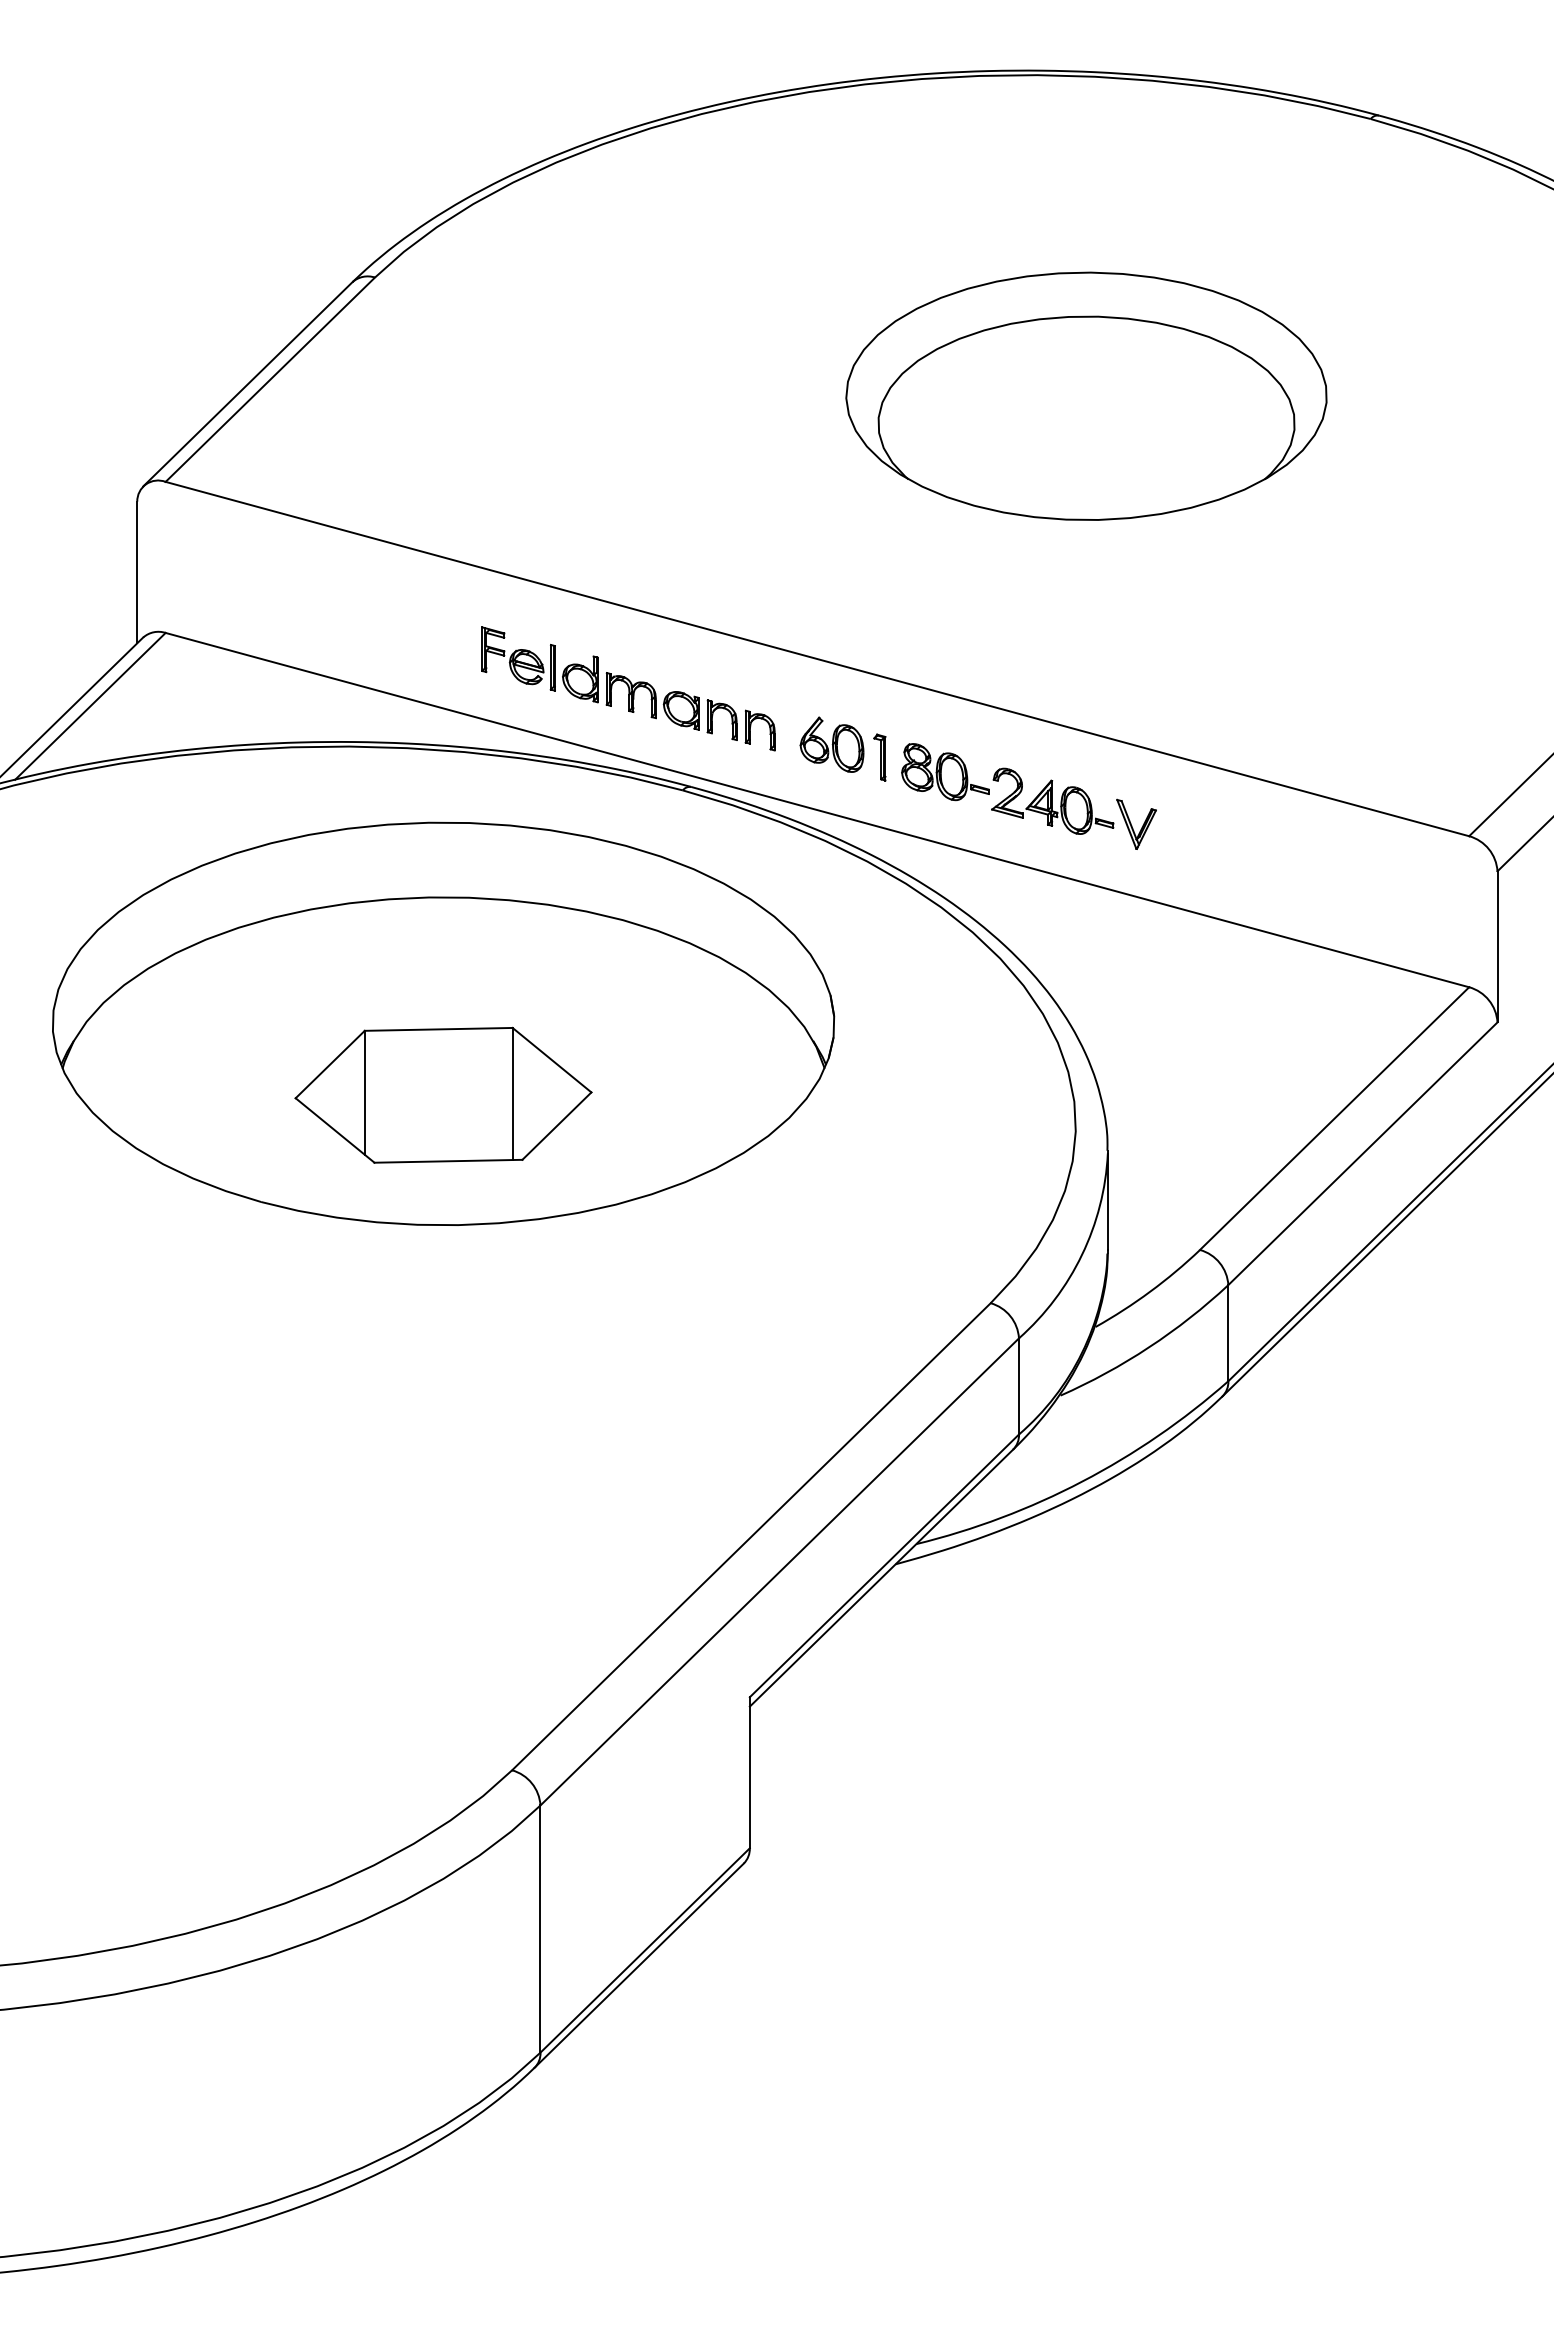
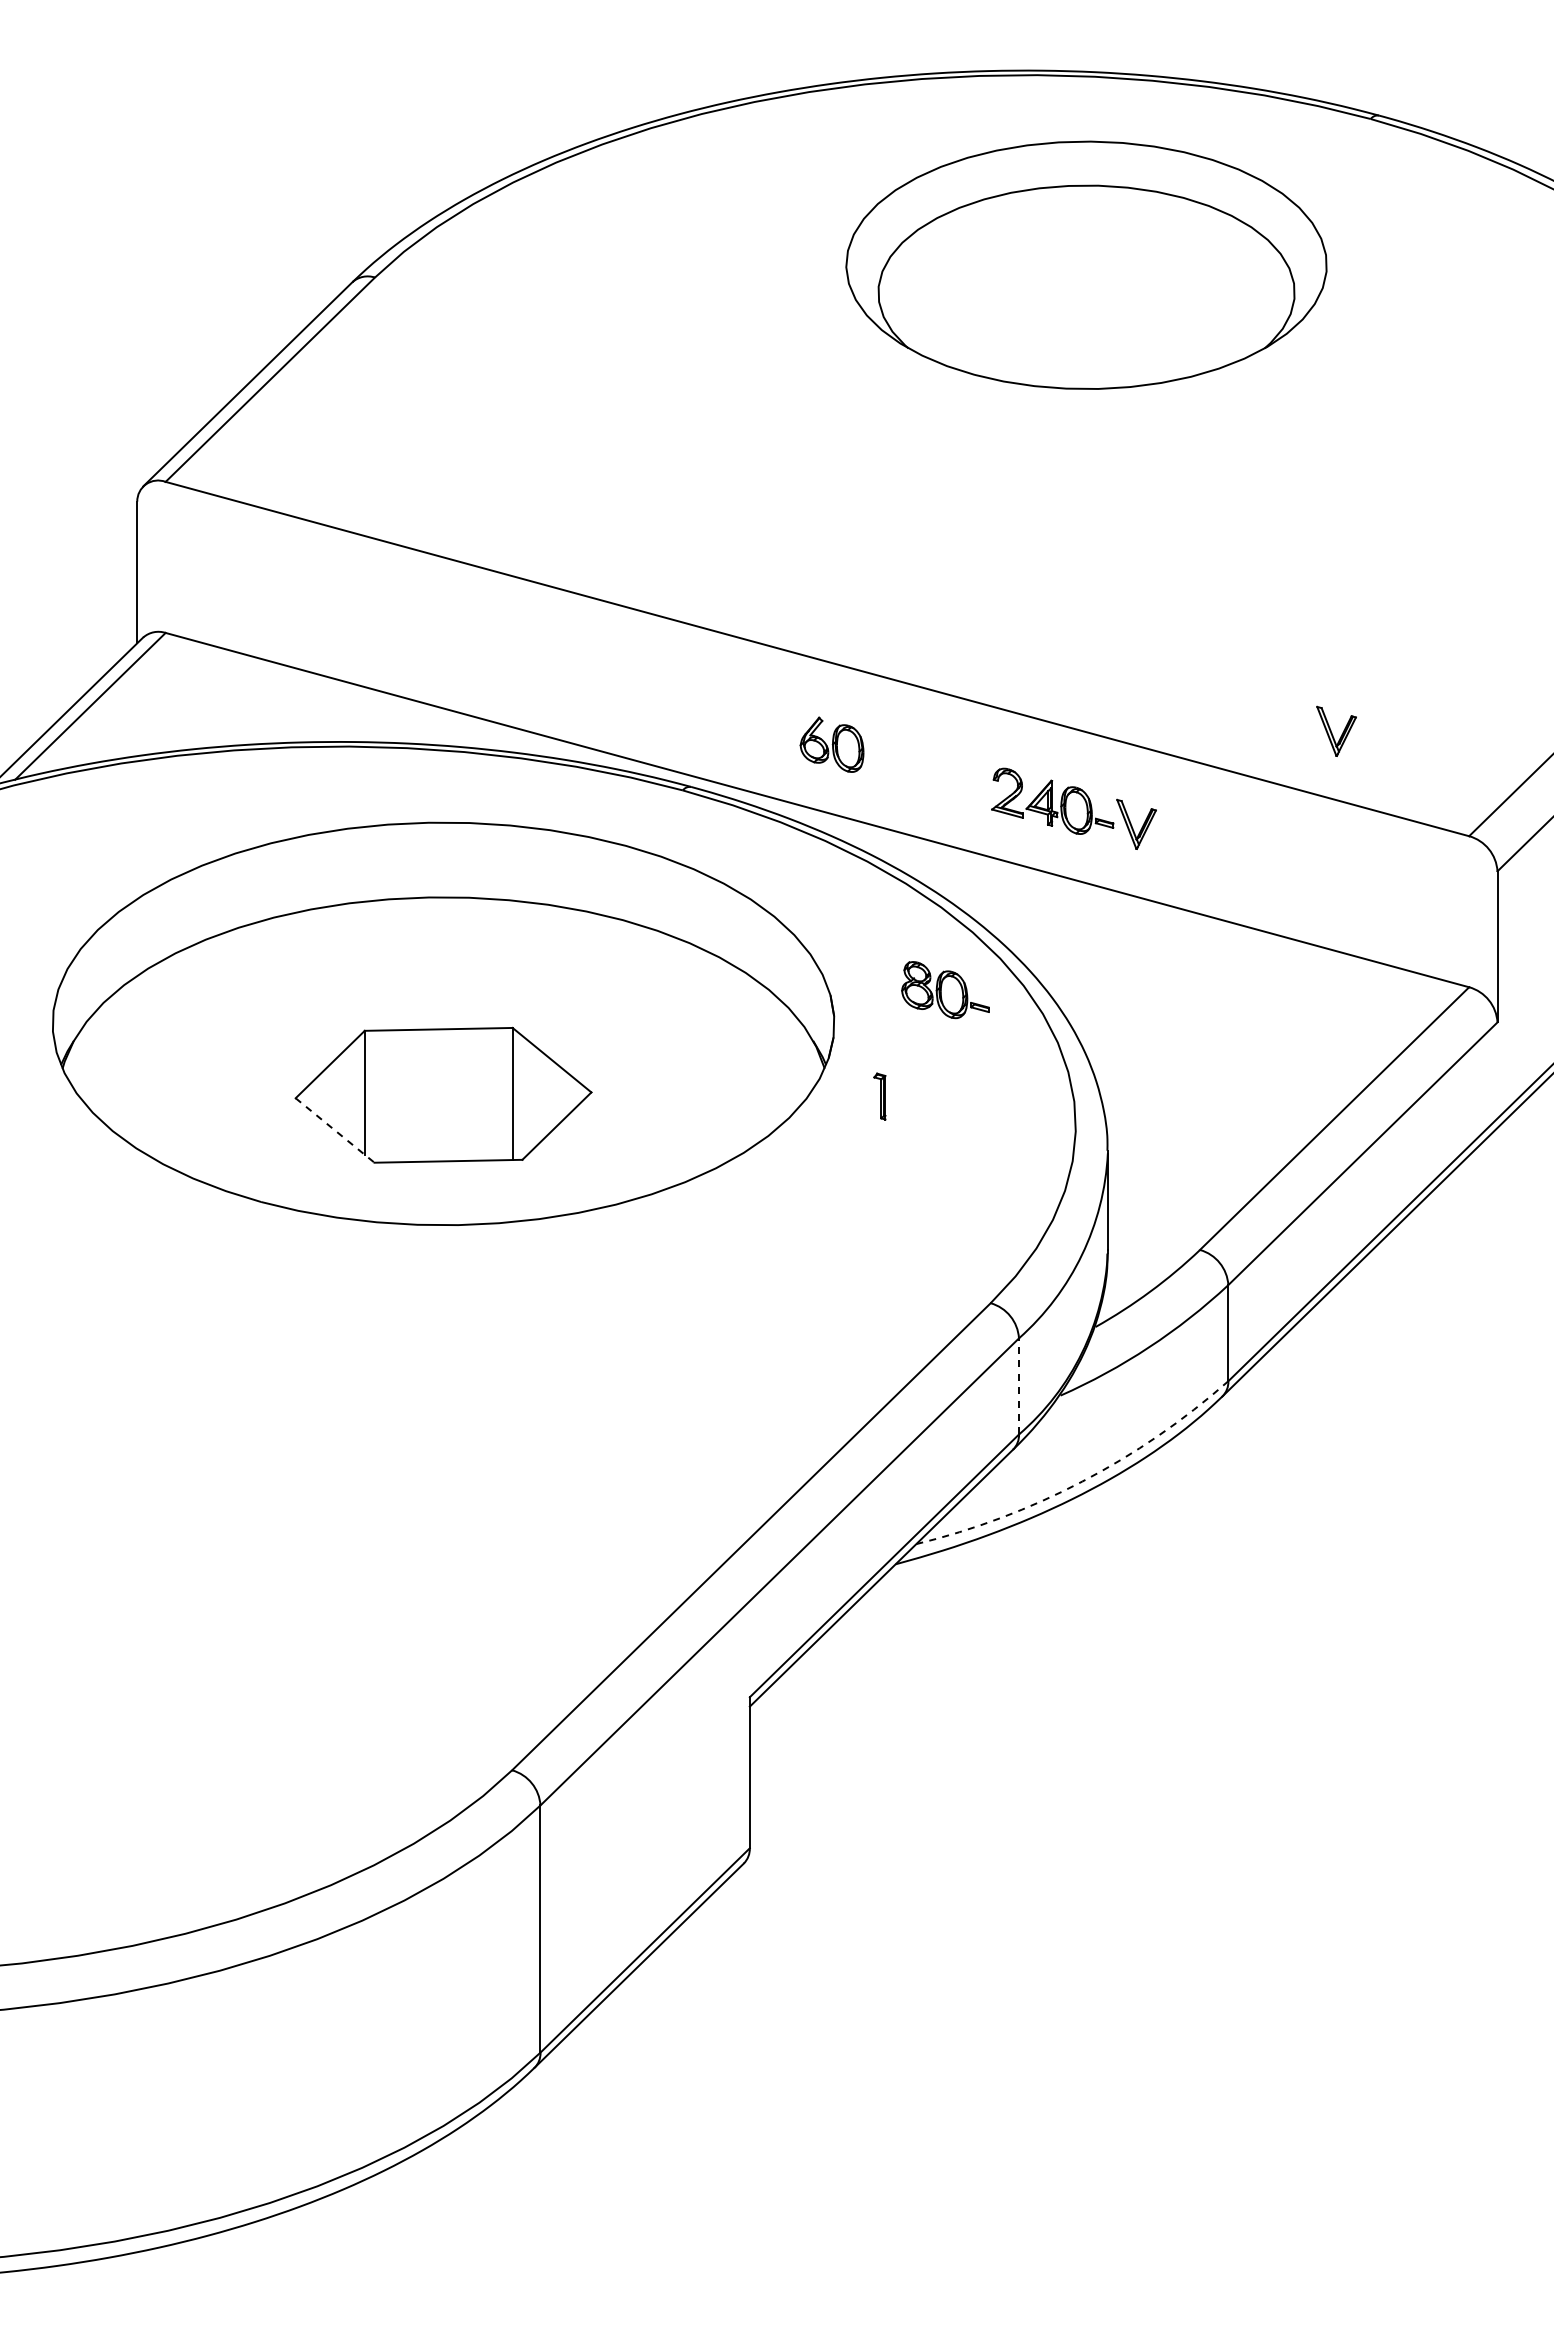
part position: (1086, 395) -> (1086, 264) (1086, 264)
part: present -> none (628, 688)
part: none -> present (1336, 730)
part position: (879, 757) -> (879, 1096) (879, 1096)
part position: (945, 772) -> (945, 990) (945, 990)
line: solid -> dashed (335, 1130)
line: solid -> dashed (1018, 1385)
arc: solid -> dashed (1082, 1481)
